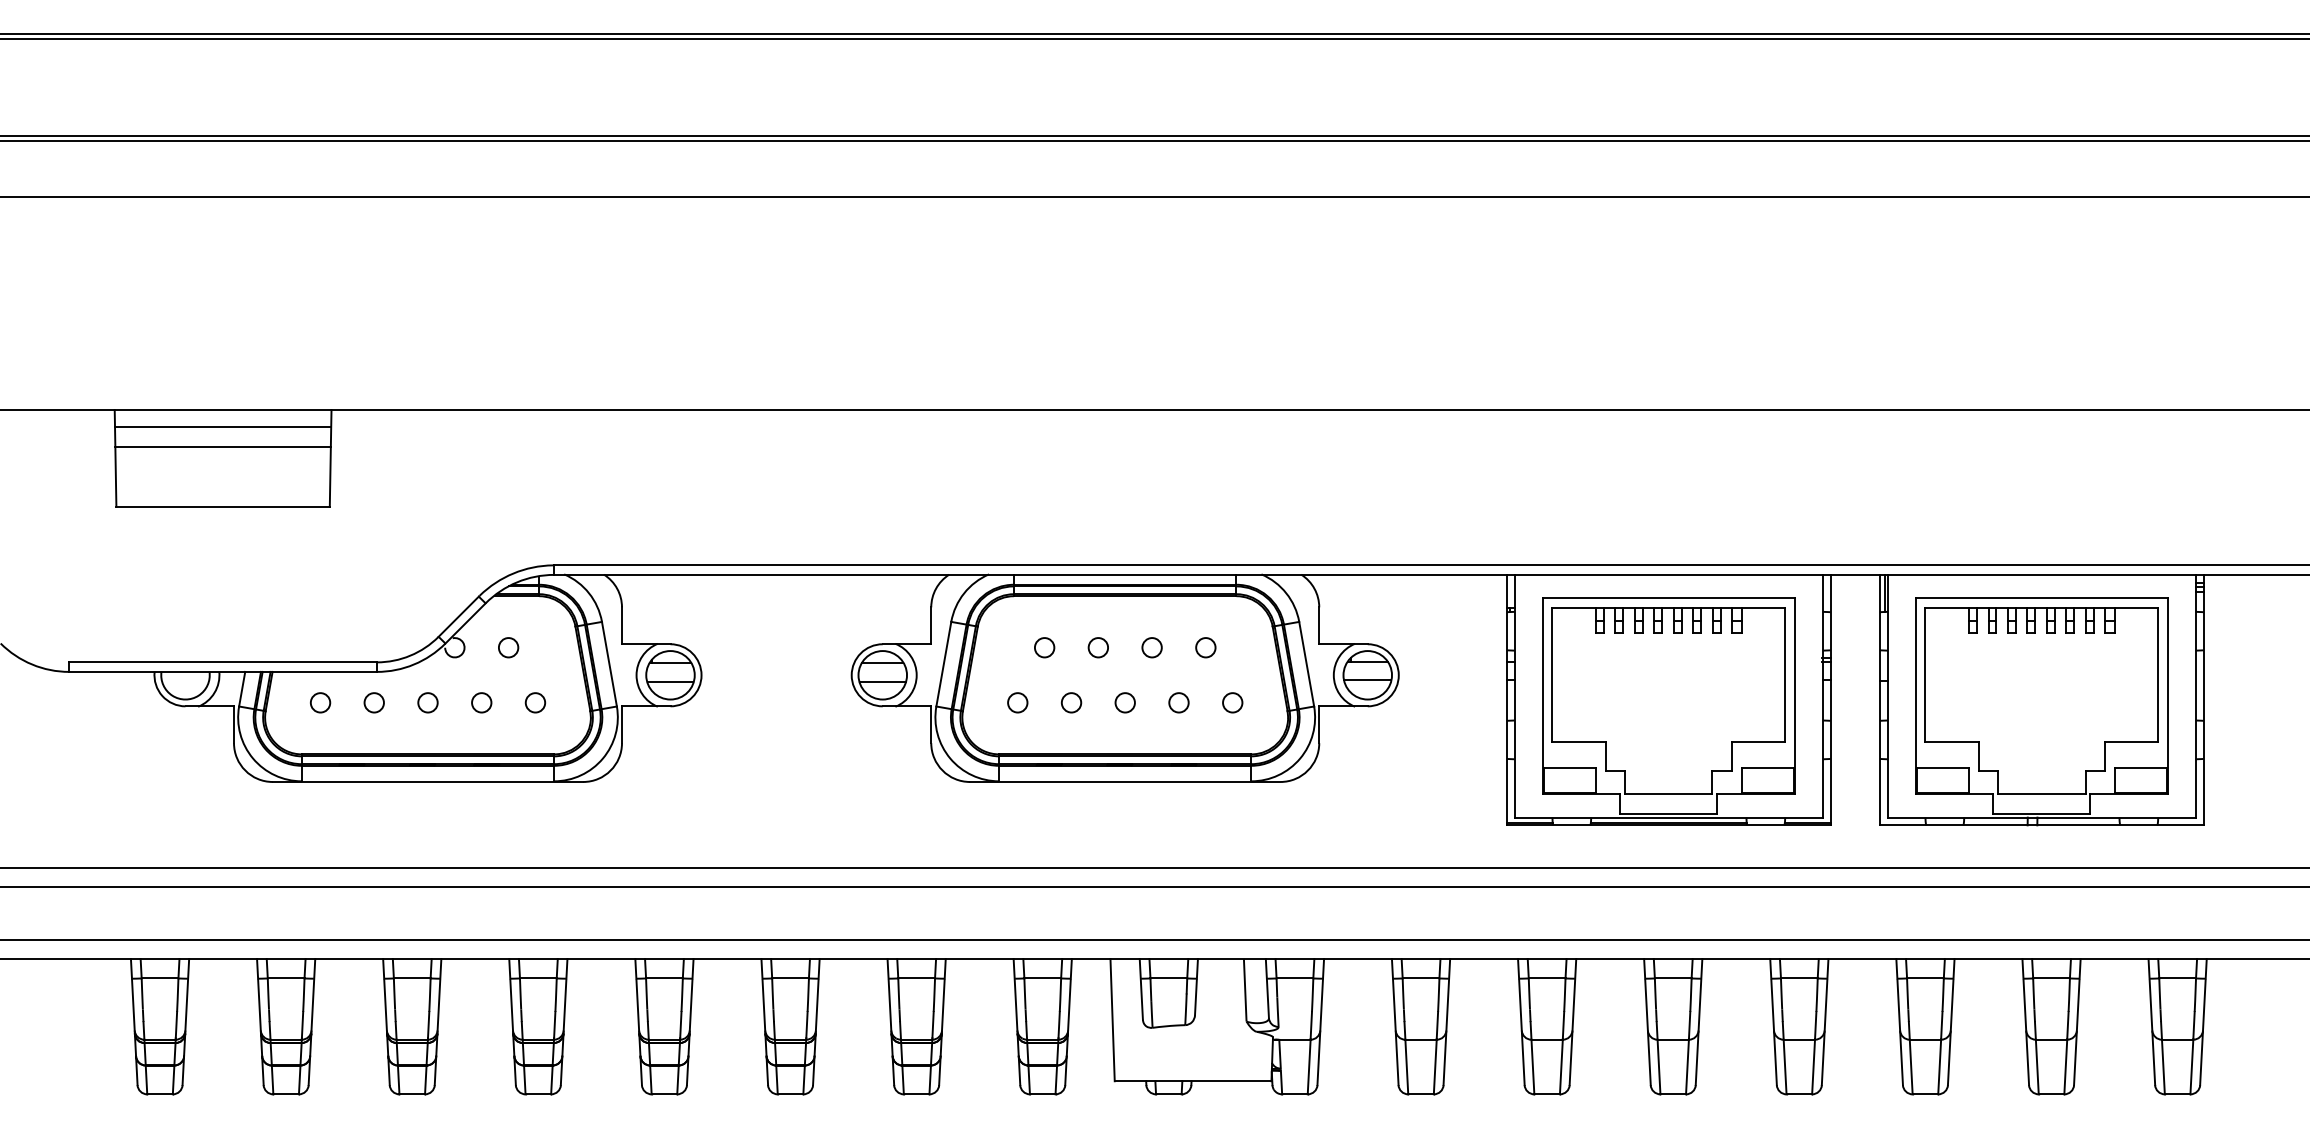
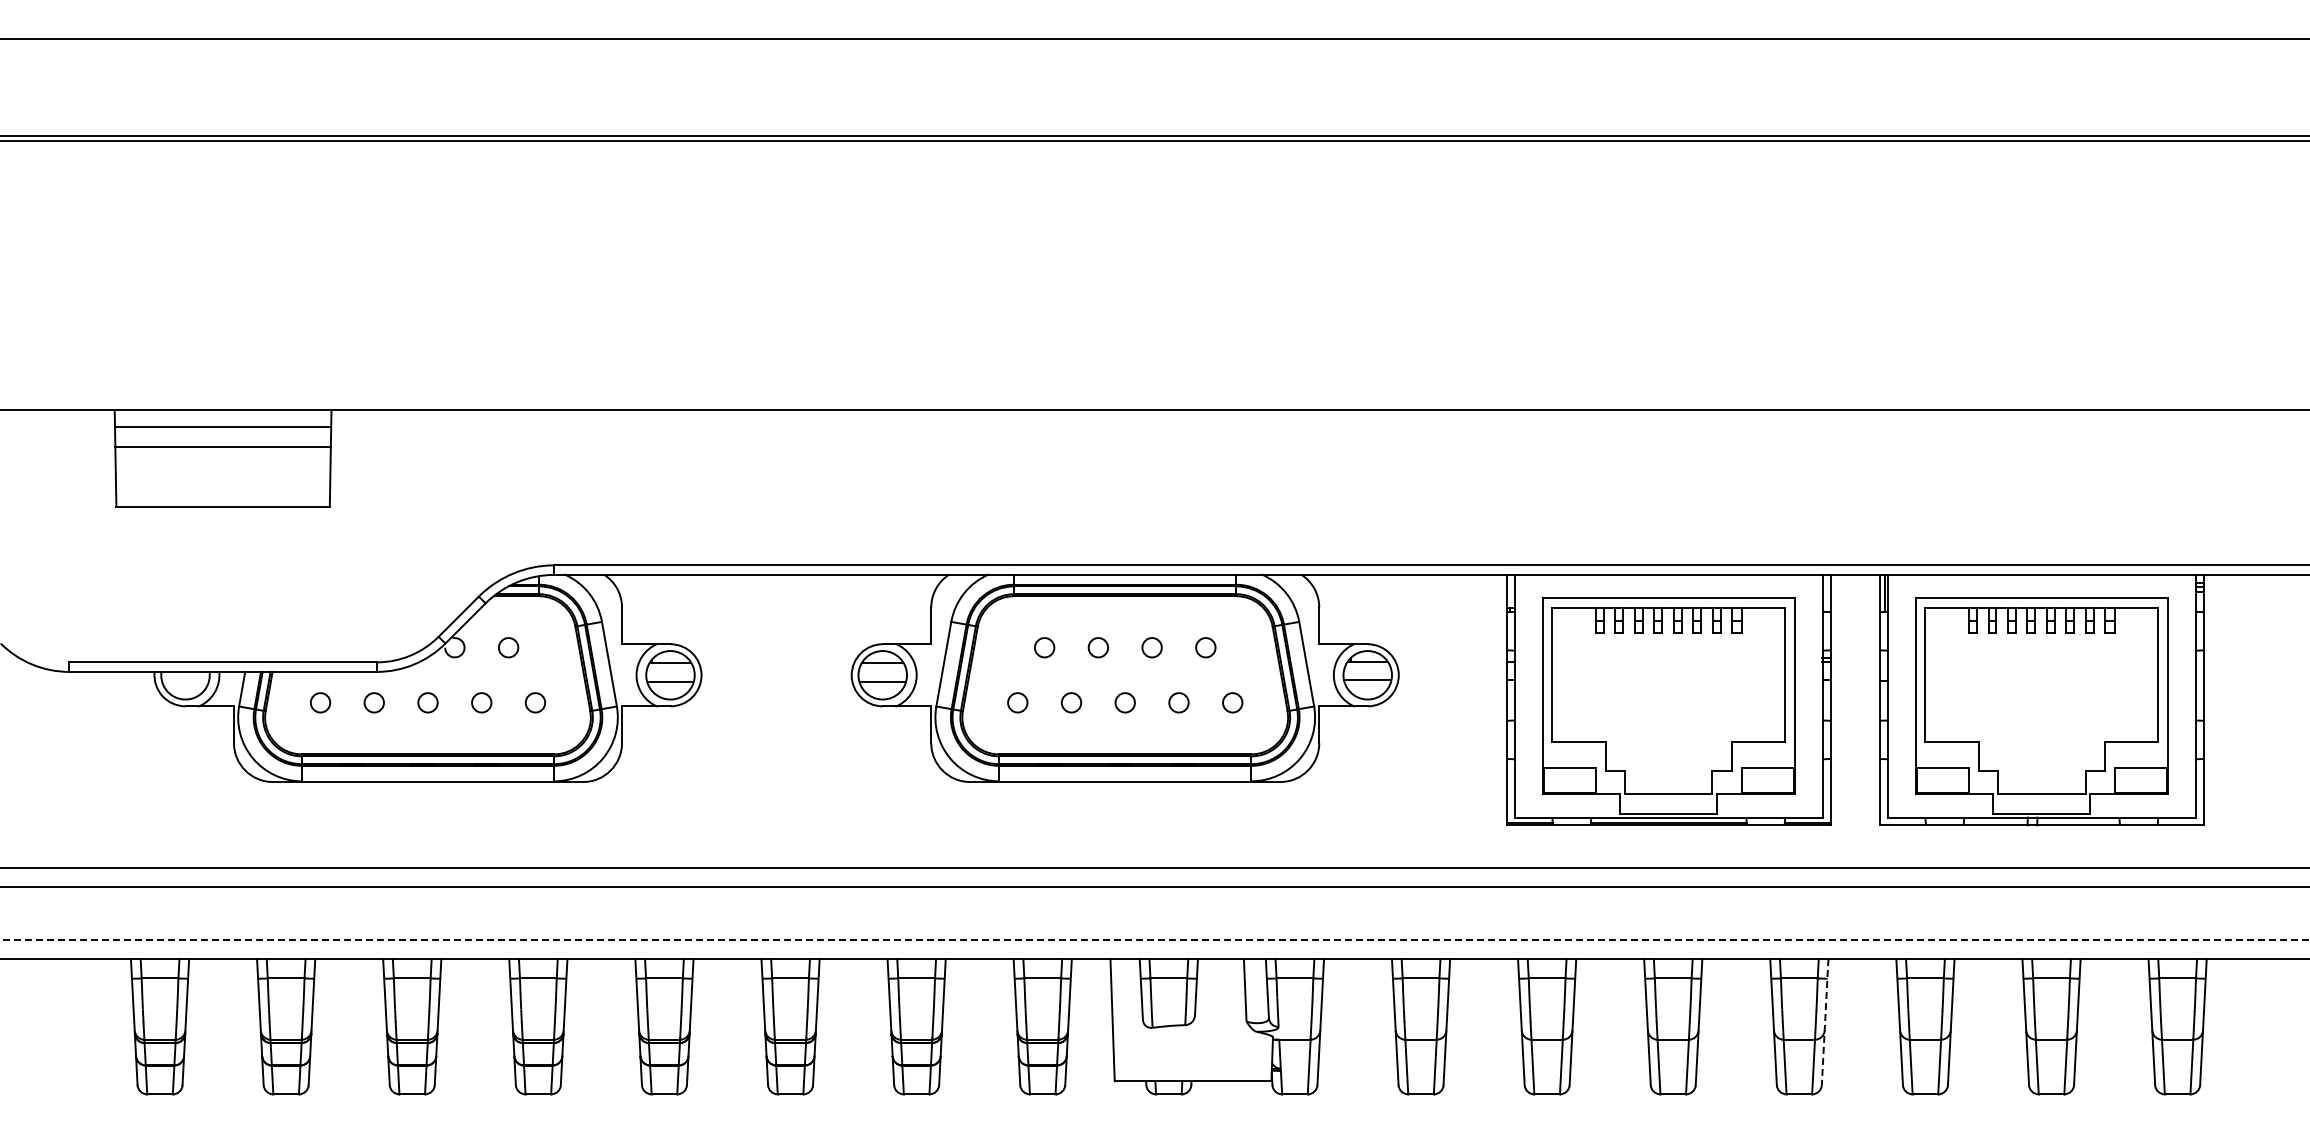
line: present -> none (1154, 33)
line: present -> none (1154, 196)
line: solid -> dashed (1155, 939)
line: solid -> dashed (1825, 1022)
